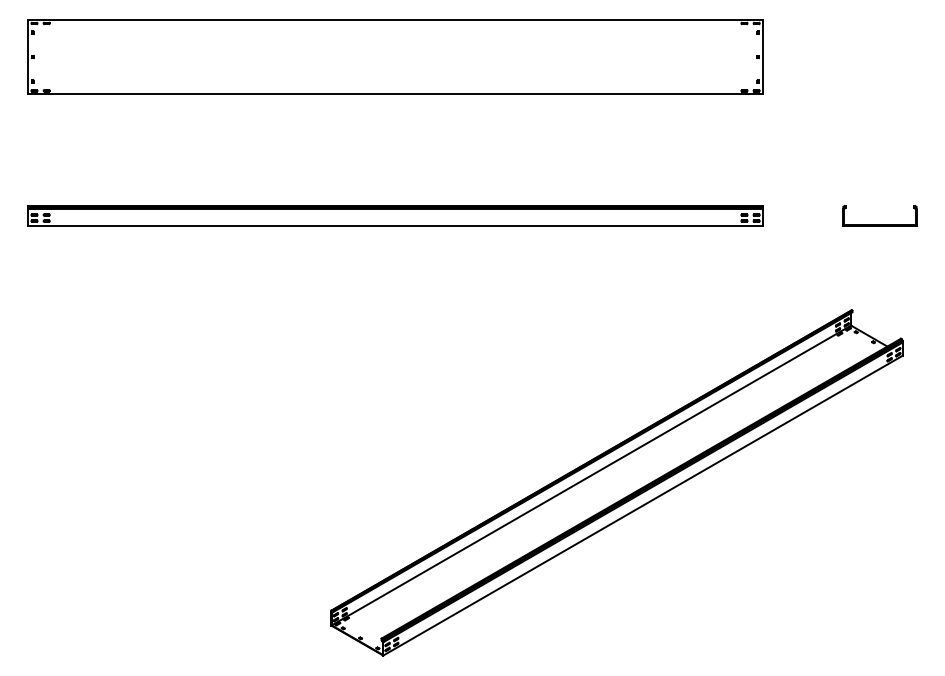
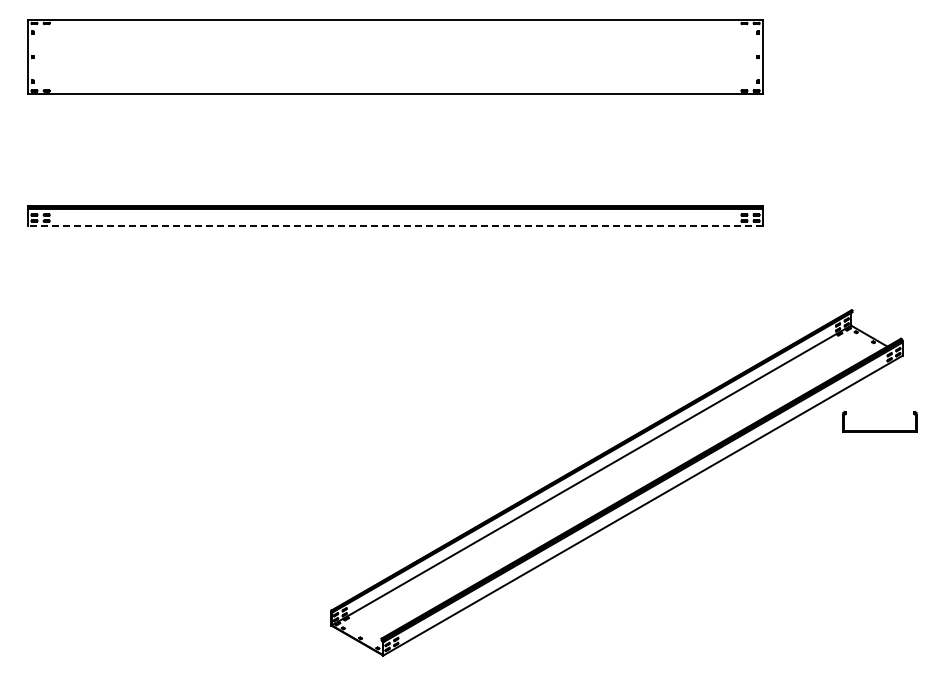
part position: (879, 224) -> (879, 430) (879, 430)
line: solid -> dashed (395, 225)
